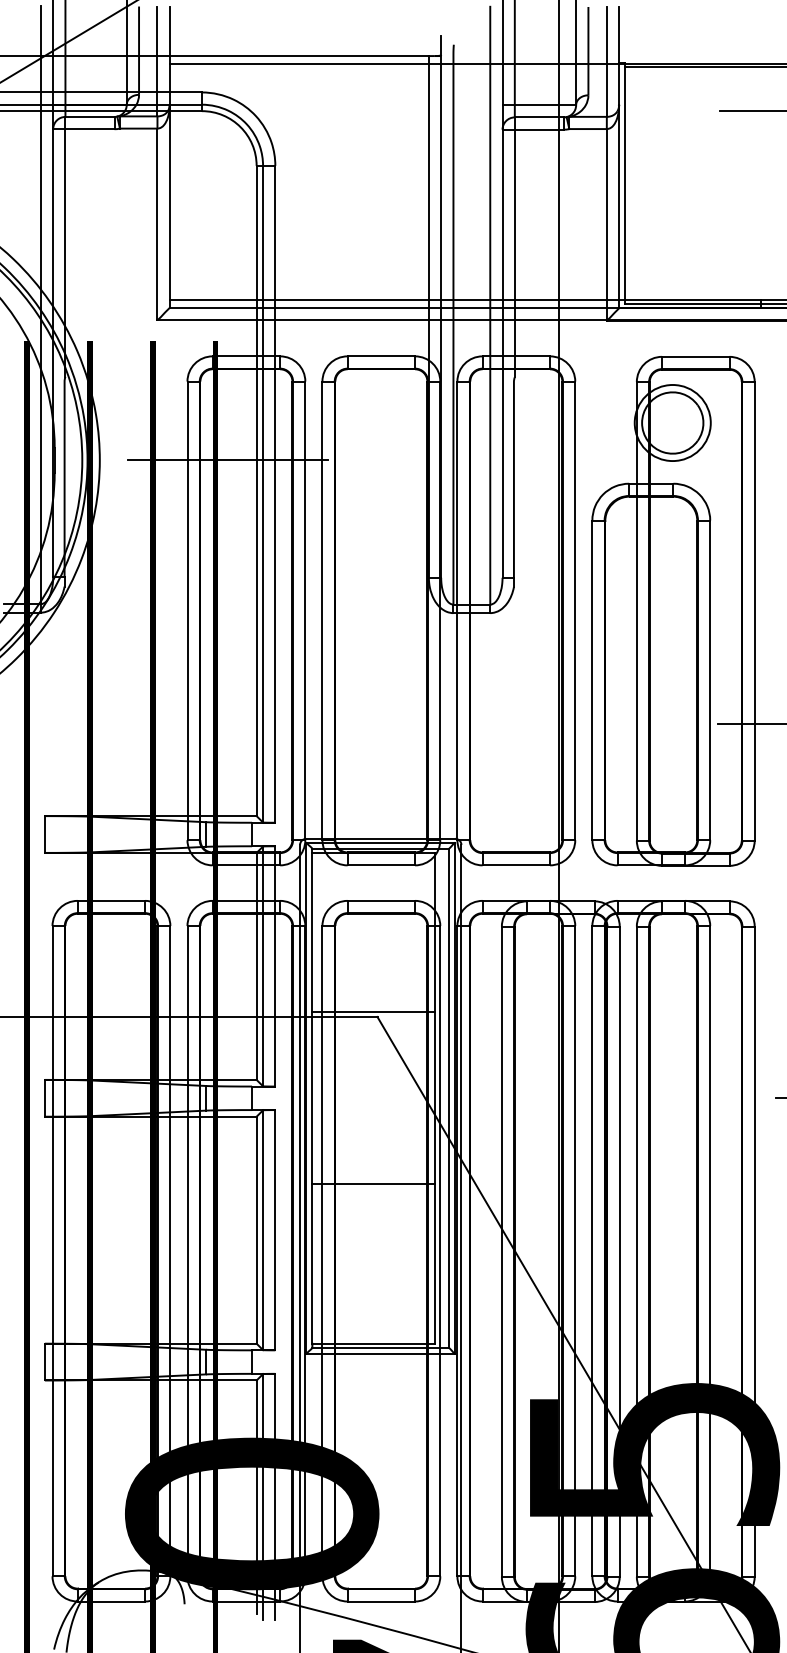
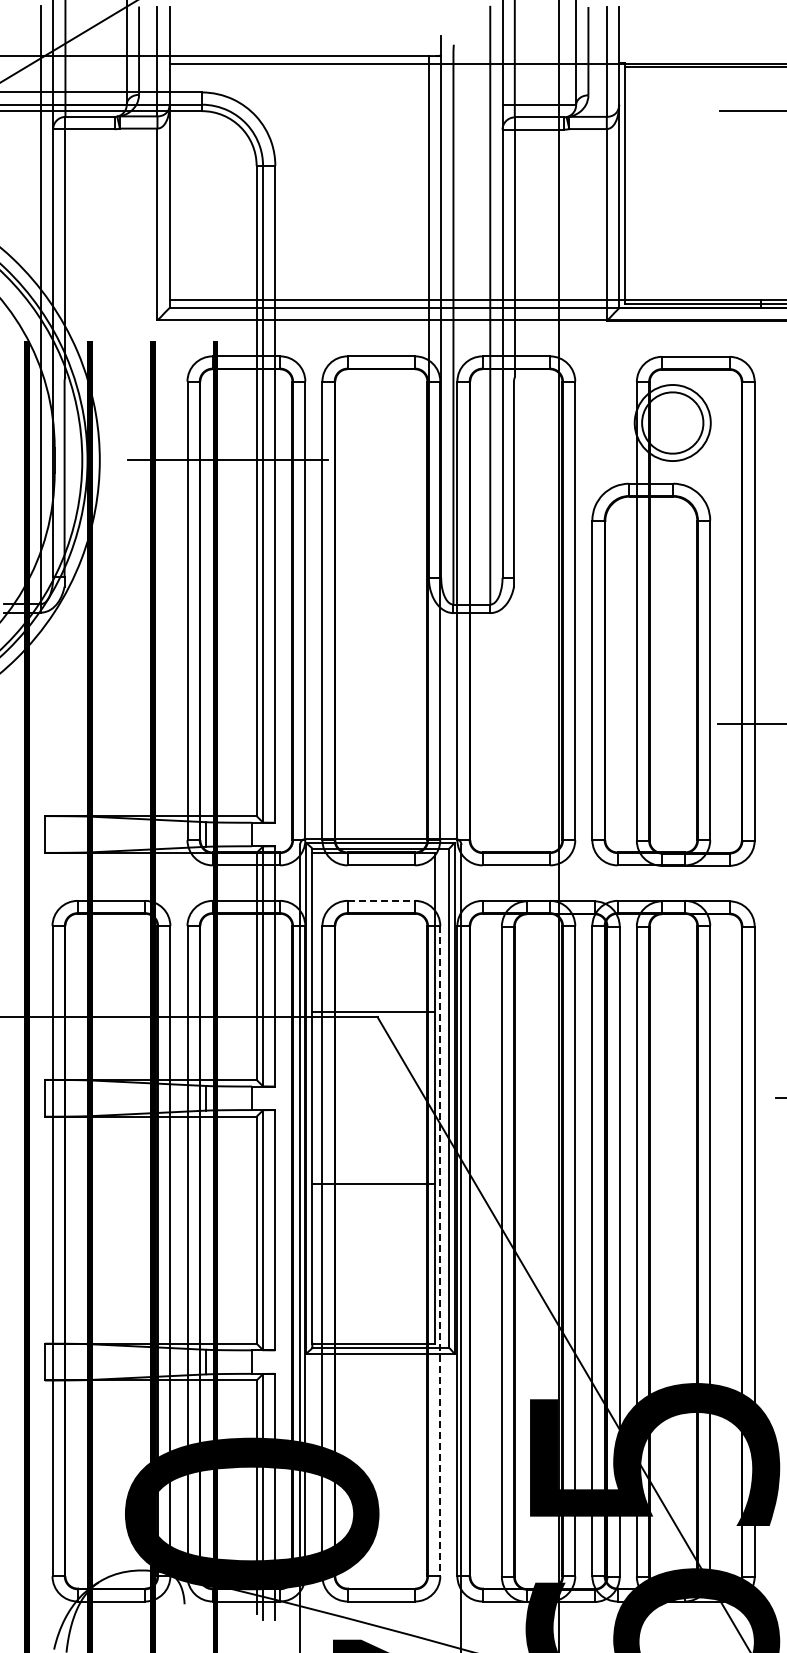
line: solid -> dashed (381, 900)
line: solid -> dashed (440, 1251)
